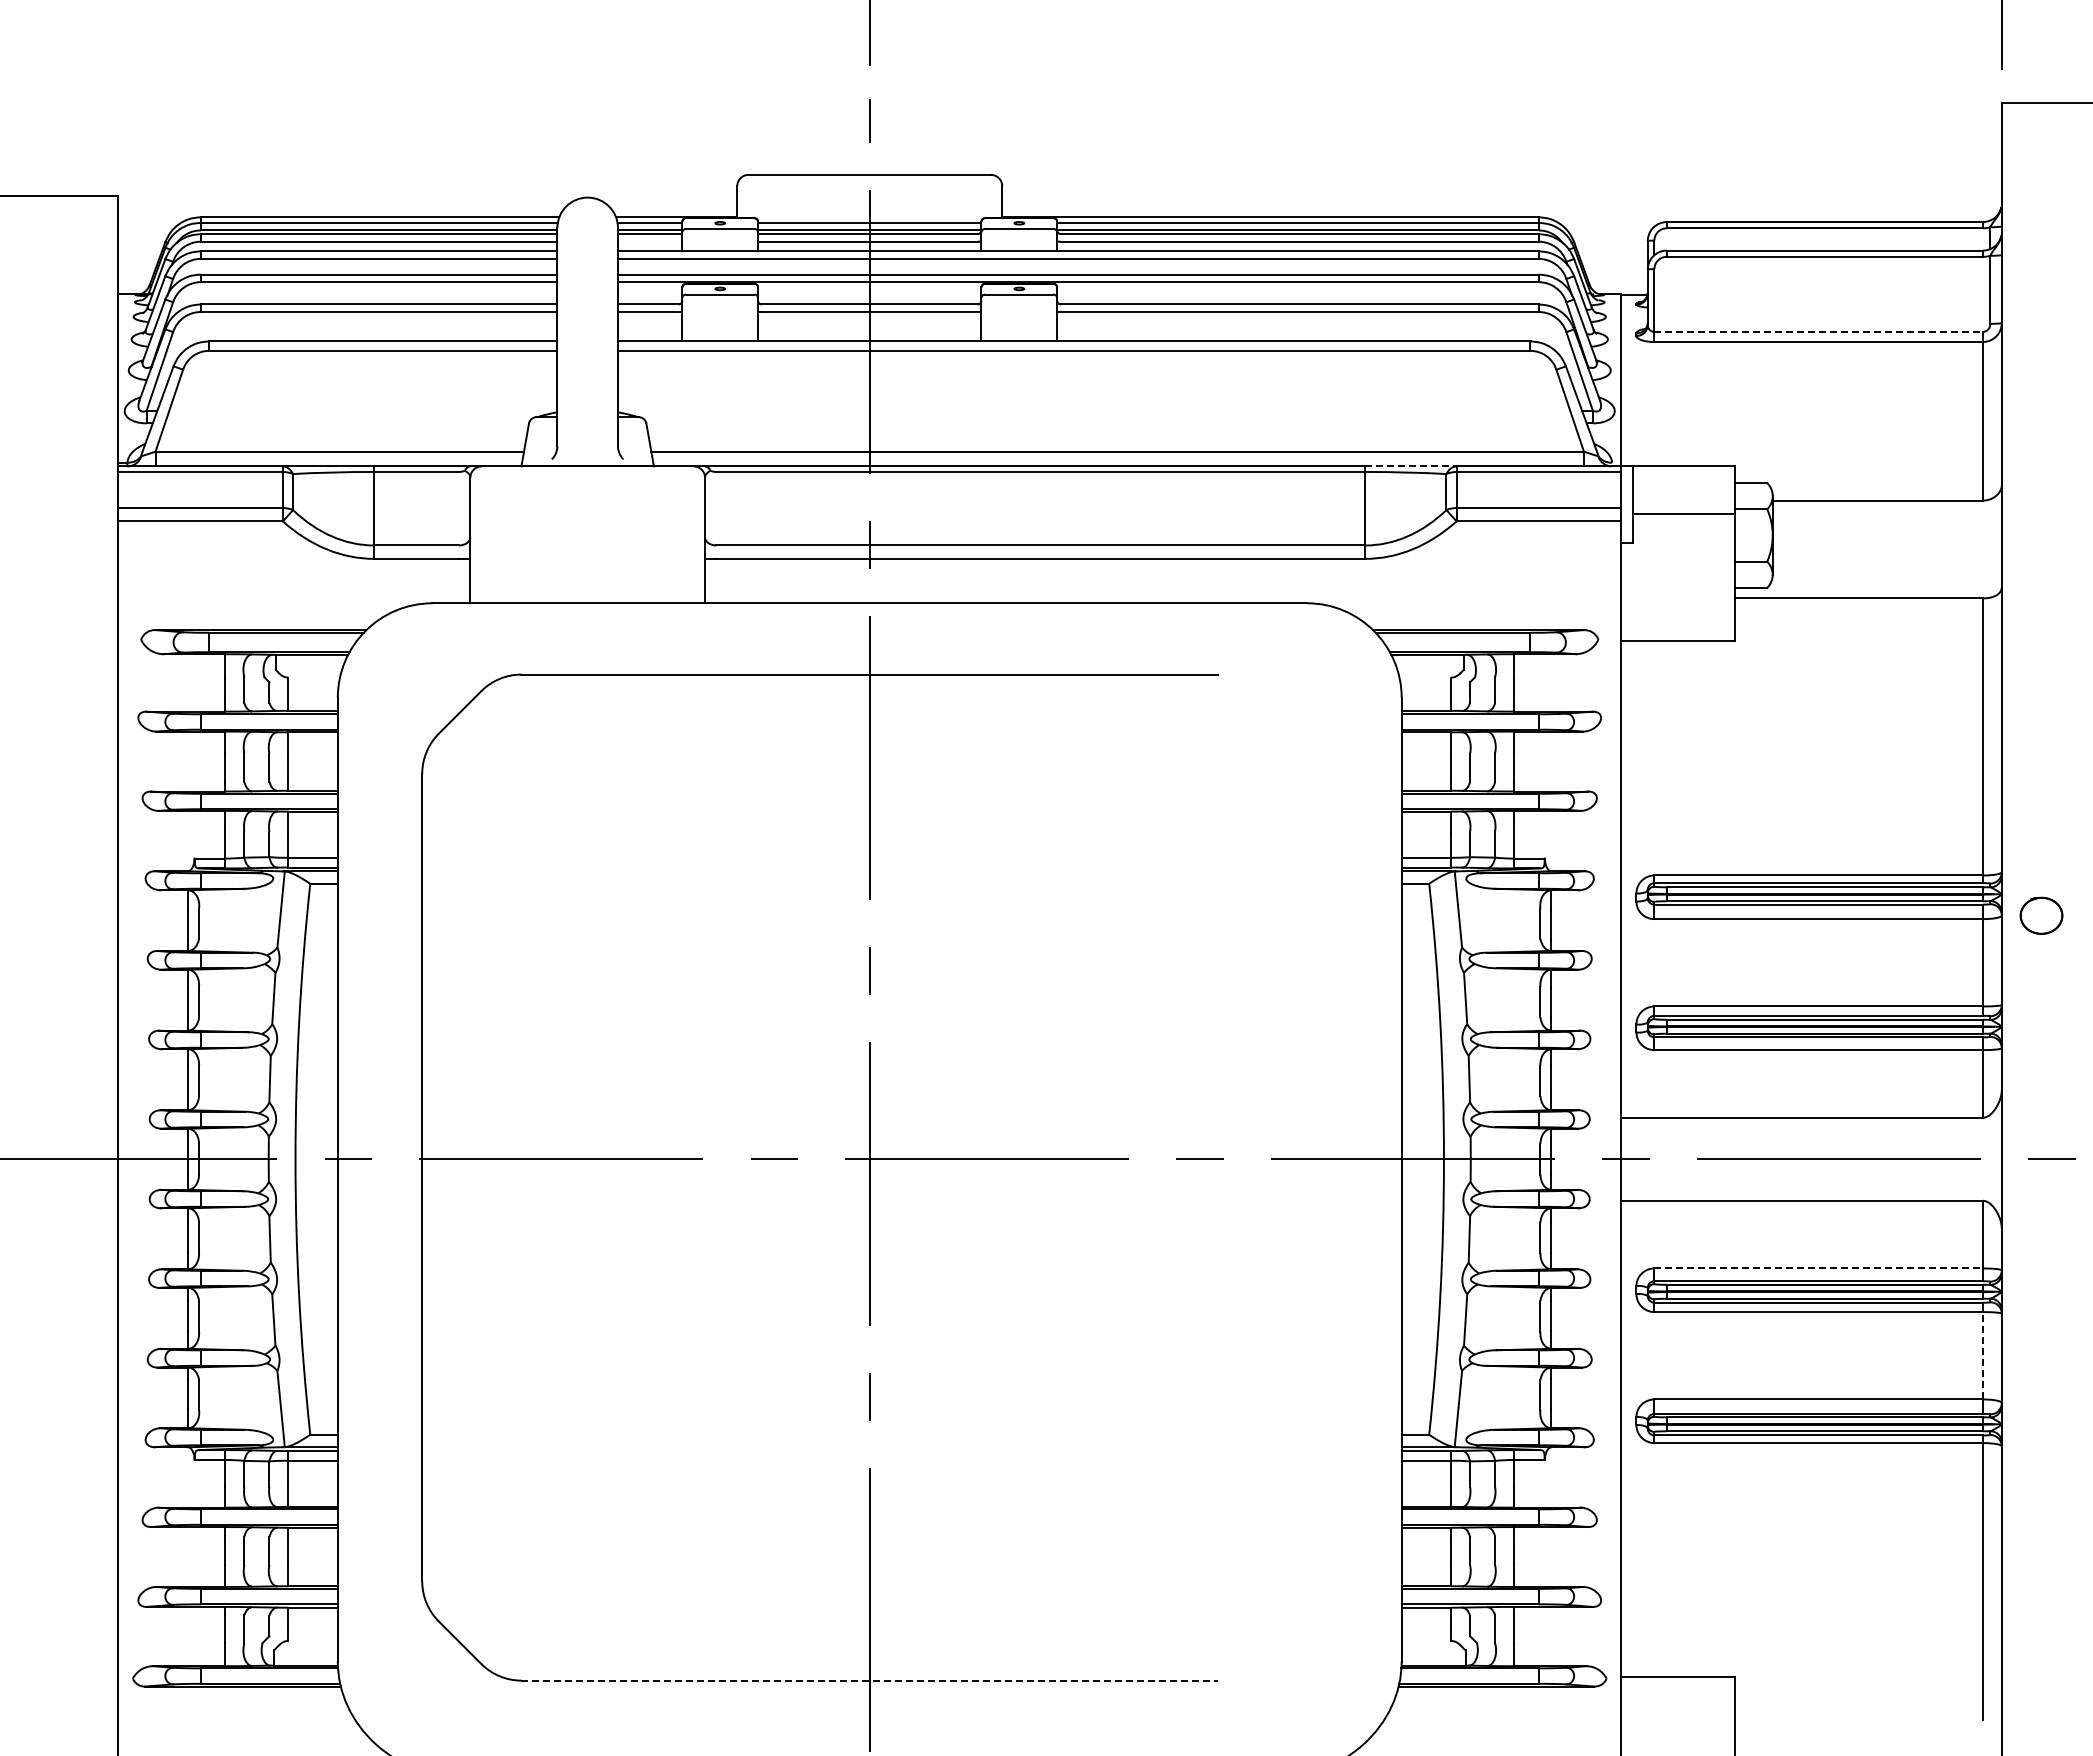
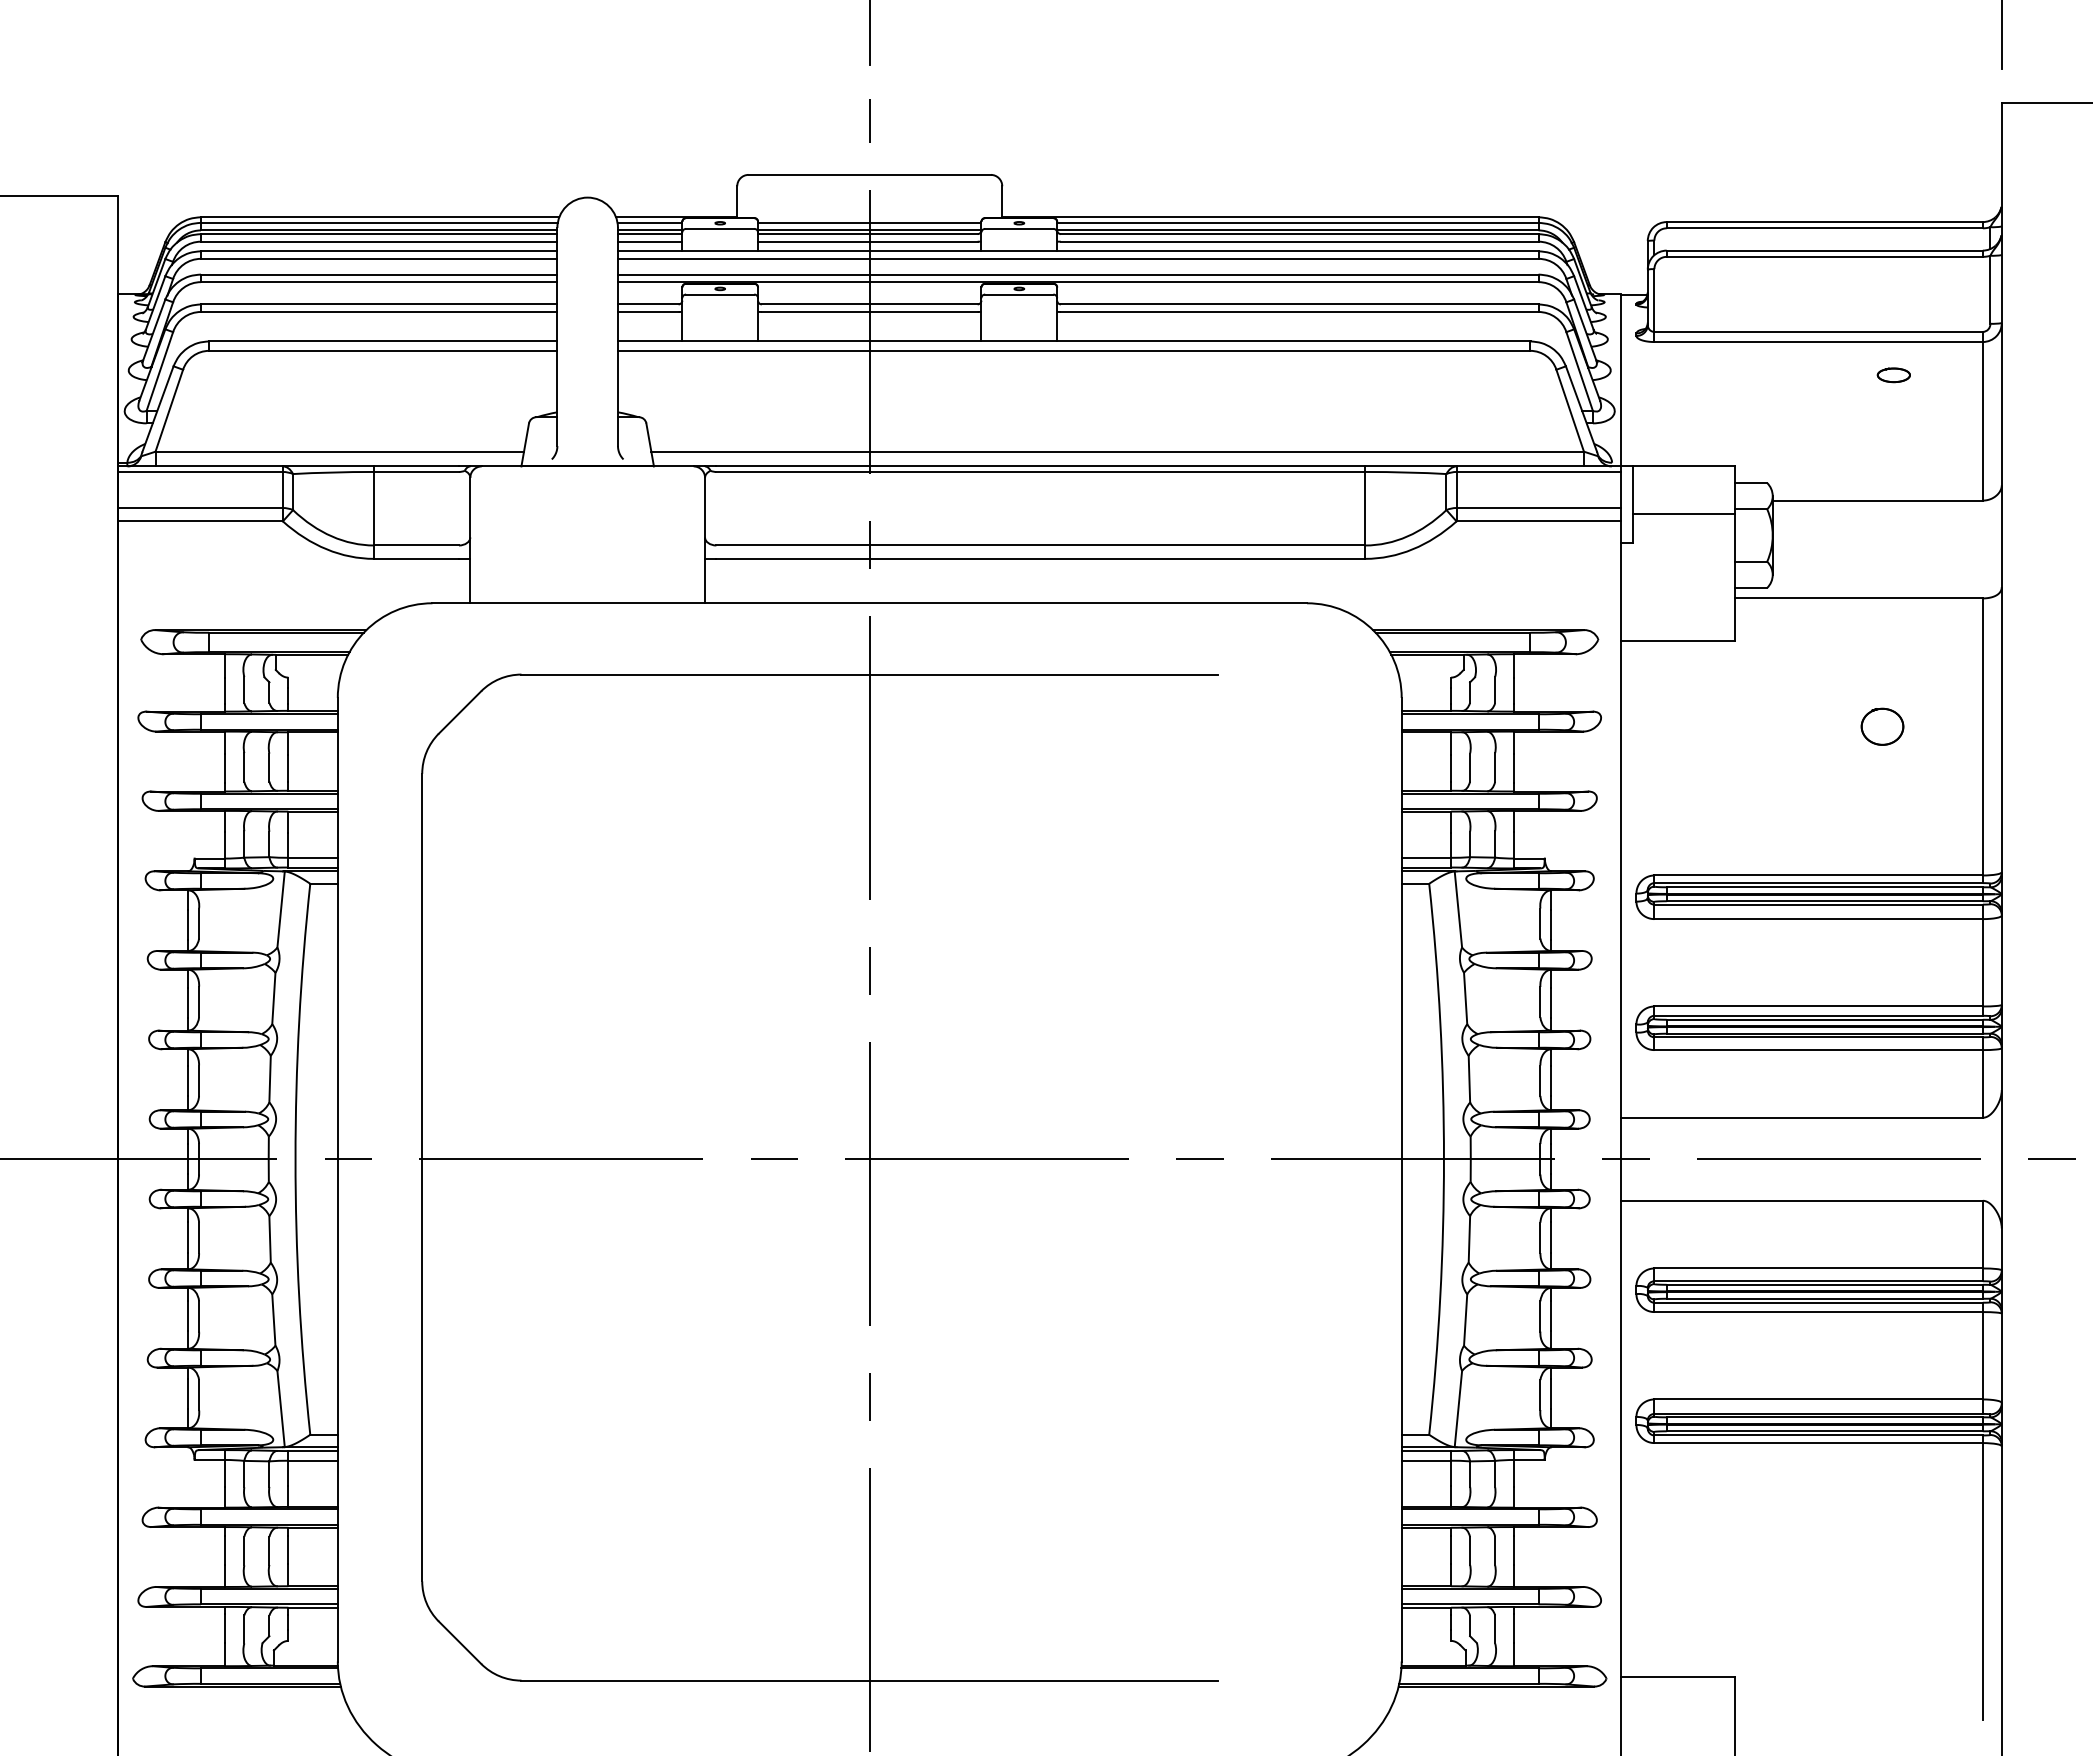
line: none -> present (649, 241)
line: dashed -> solid (1819, 331)
part: none -> present (1893, 375)
line: dashed -> solid (1410, 466)
part position: (2041, 915) -> (1882, 726) (1882, 726)
line: dashed -> solid (1819, 1268)
line: dashed -> solid (1982, 1355)
line: dashed -> solid (870, 1680)
